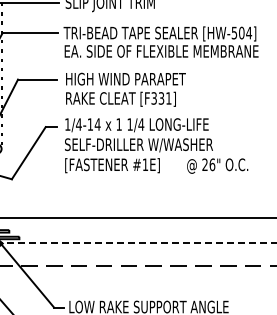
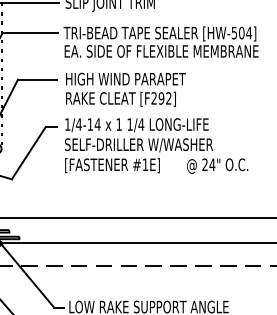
text: [F331] -> [F292] (161, 98)
text: 26" -> 24" (212, 164)
line: dashed -> solid (138, 243)
